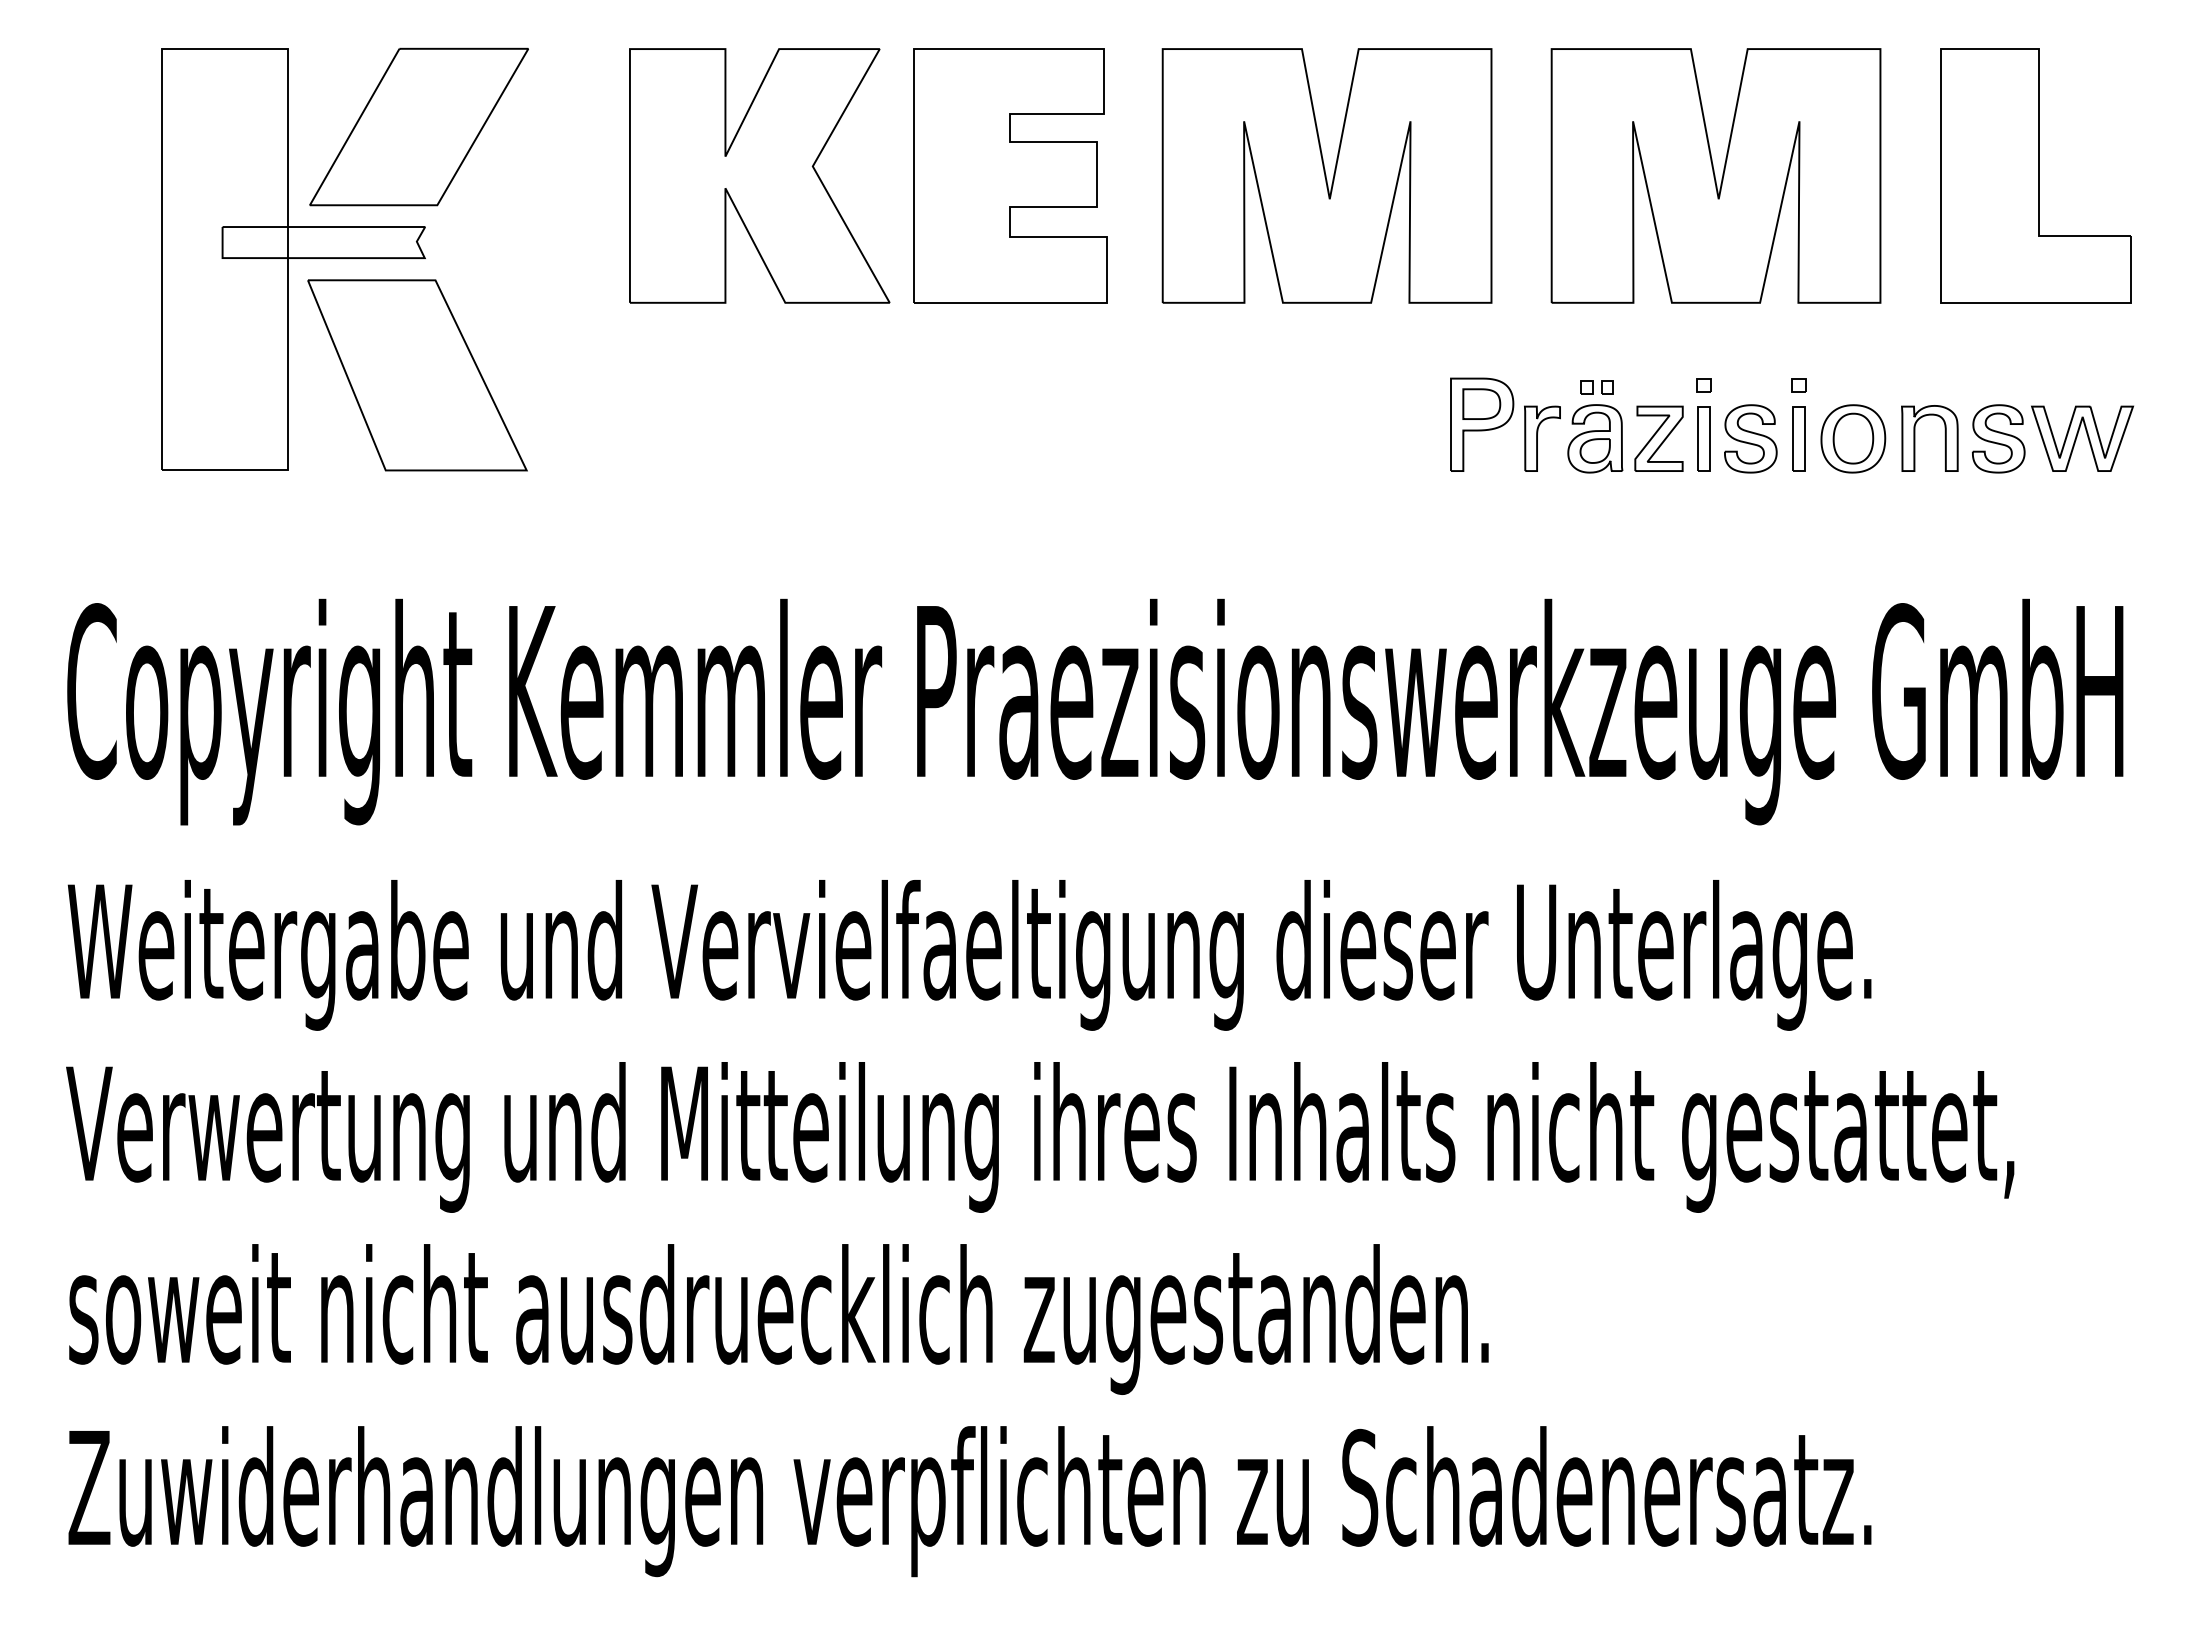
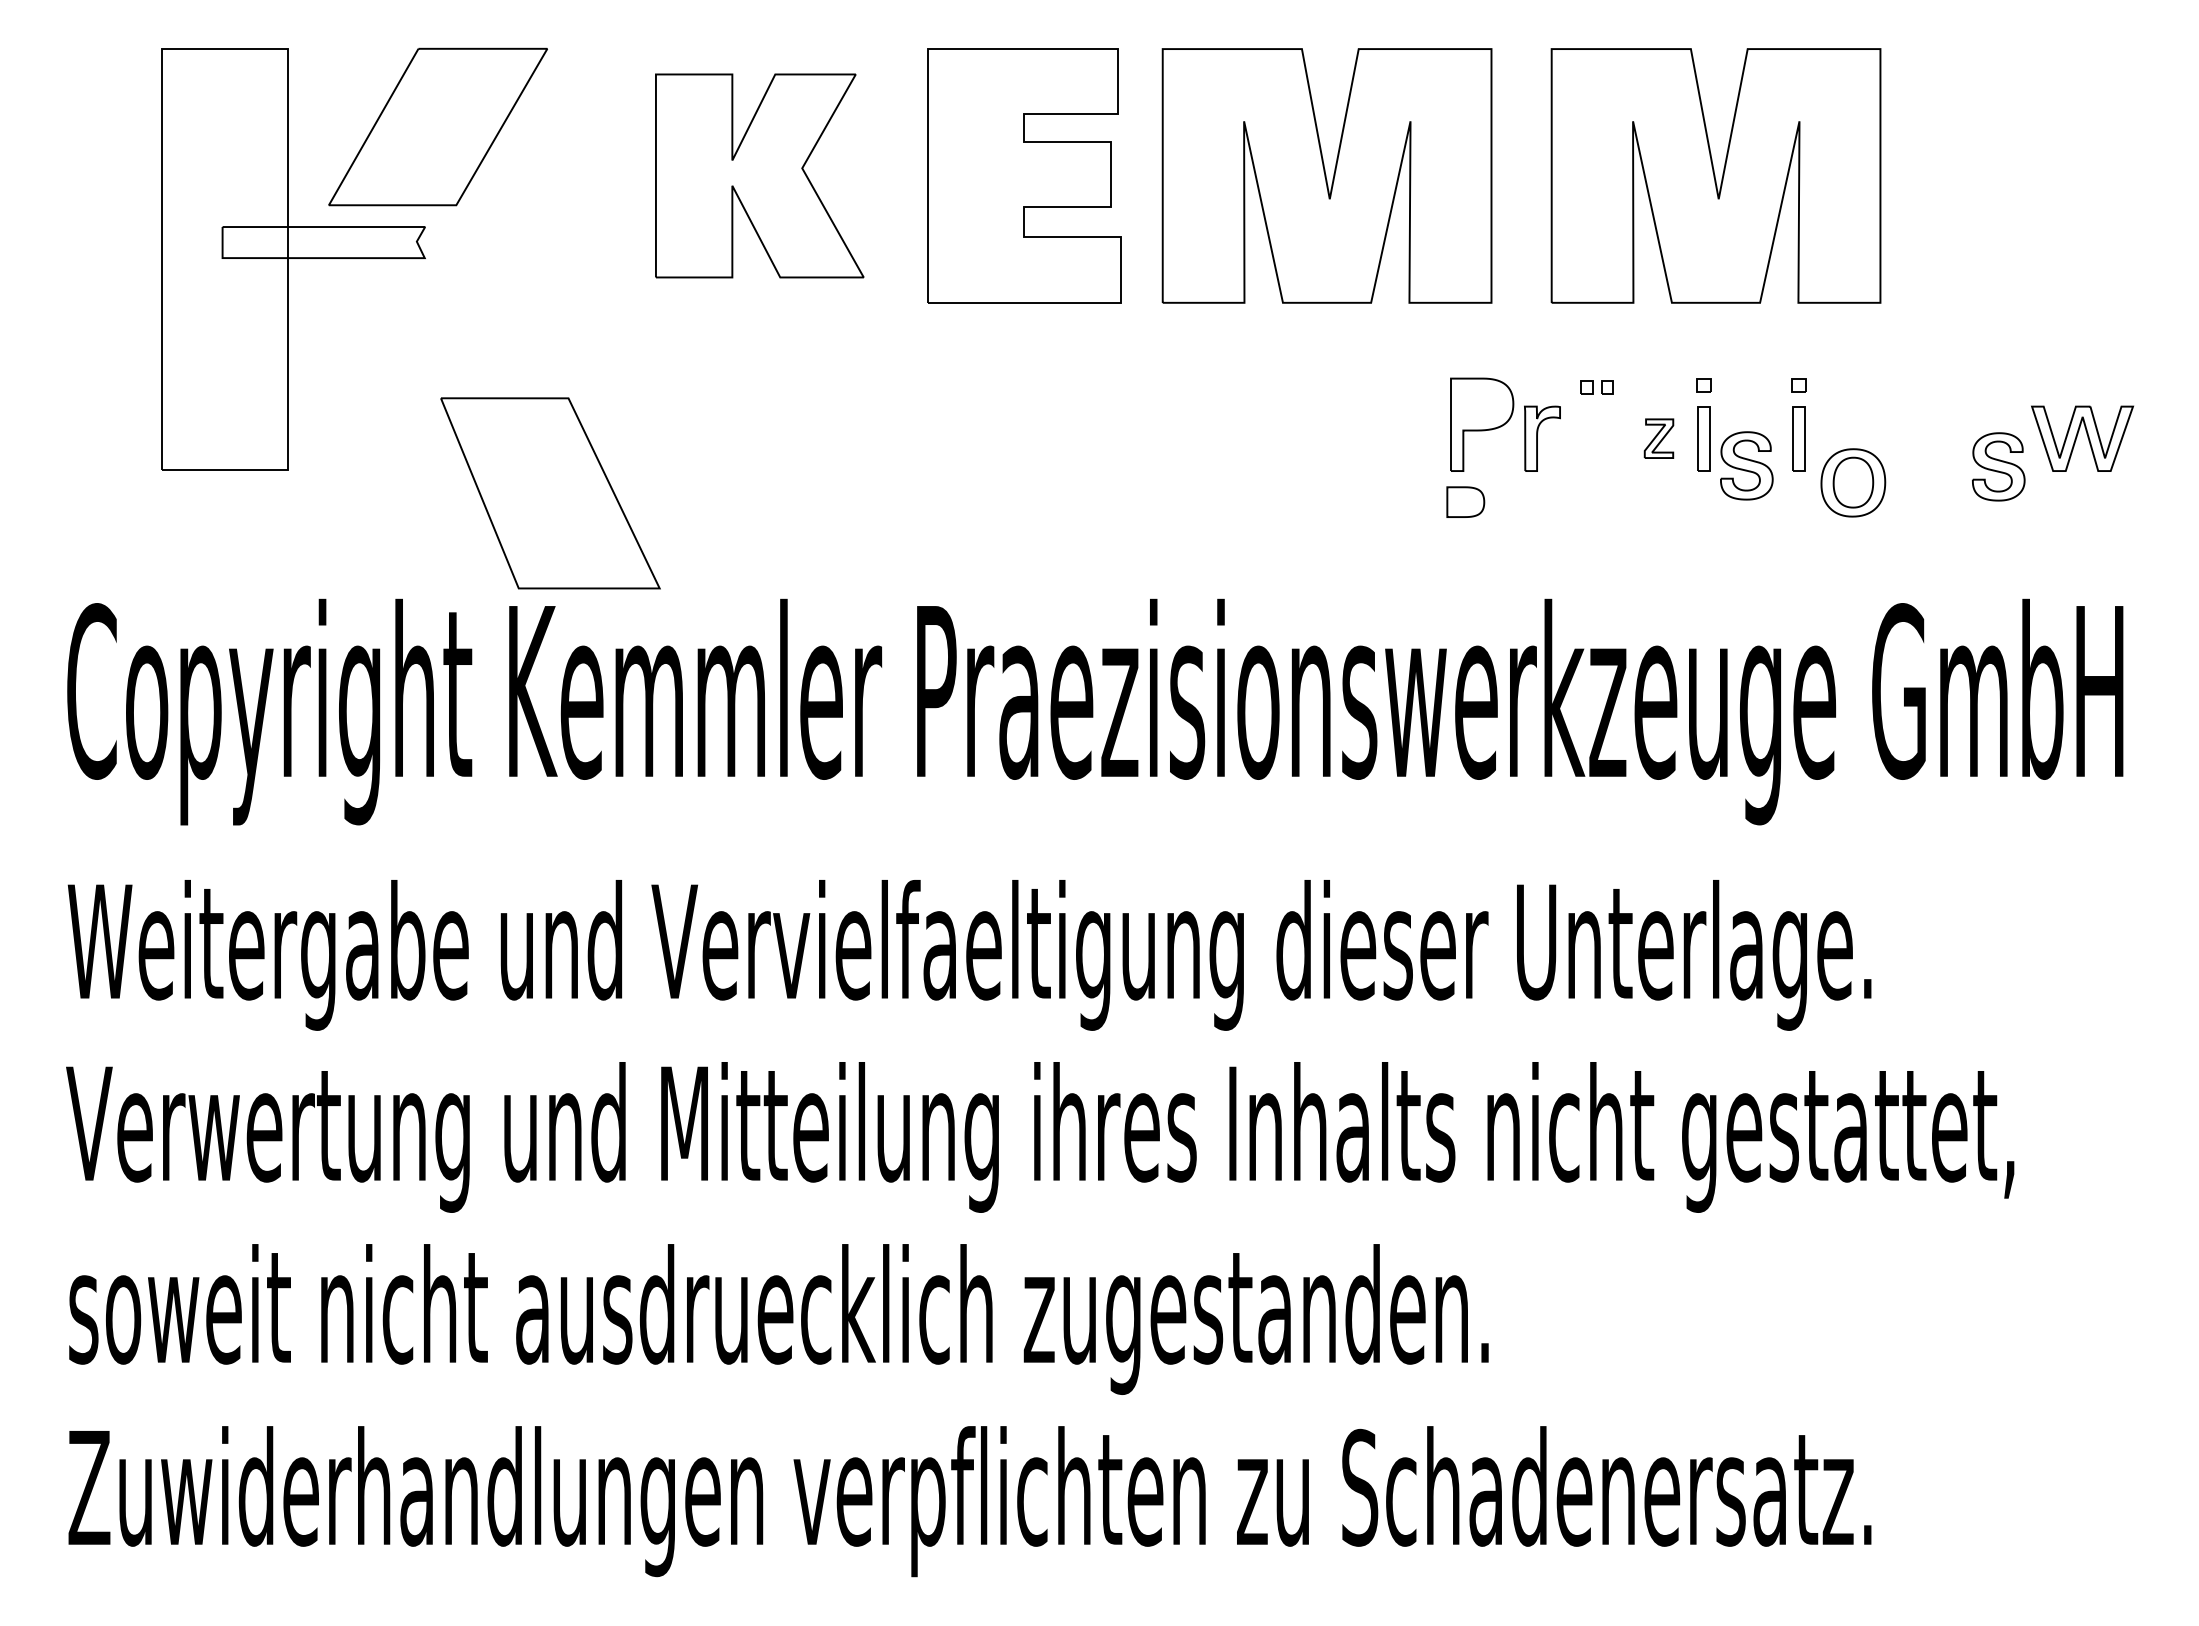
part position: (418, 126) -> (437, 126) (437, 126)
part size: 262x256 px -> 210x206 px (759, 175)
part position: (1010, 175) -> (1024, 175) (1024, 175)
part: present -> none (2035, 175)
part position: (417, 375) -> (550, 493) (550, 493)
part position: (1481, 403) -> (1465, 501) (1465, 501)
part: present -> none (1595, 438)
part size: 50x67 px -> 32x41 px (1658, 438)
part position: (1750, 438) -> (1746, 465) (1746, 465)
part position: (1853, 438) -> (1853, 482) (1853, 482)
part: present -> none (1915, 438)
part position: (1998, 438) -> (1998, 466) (1998, 466)
